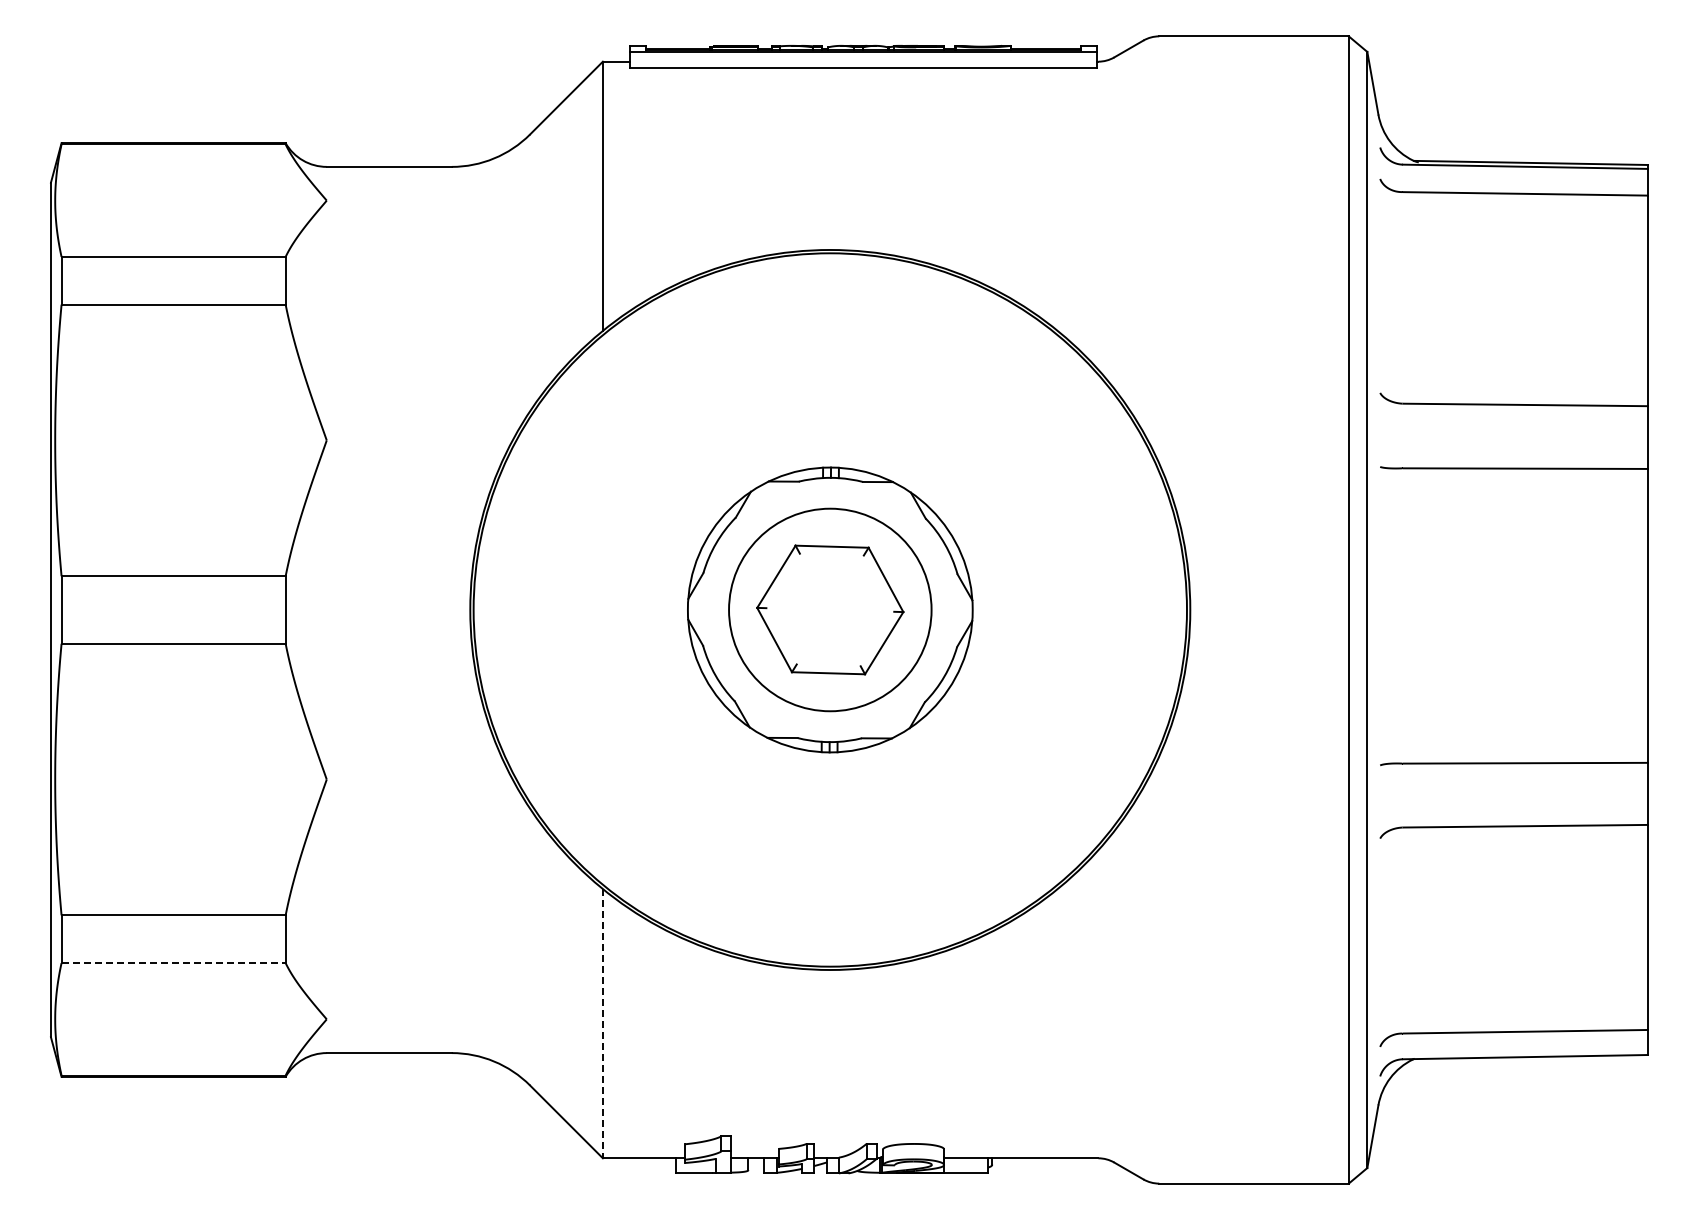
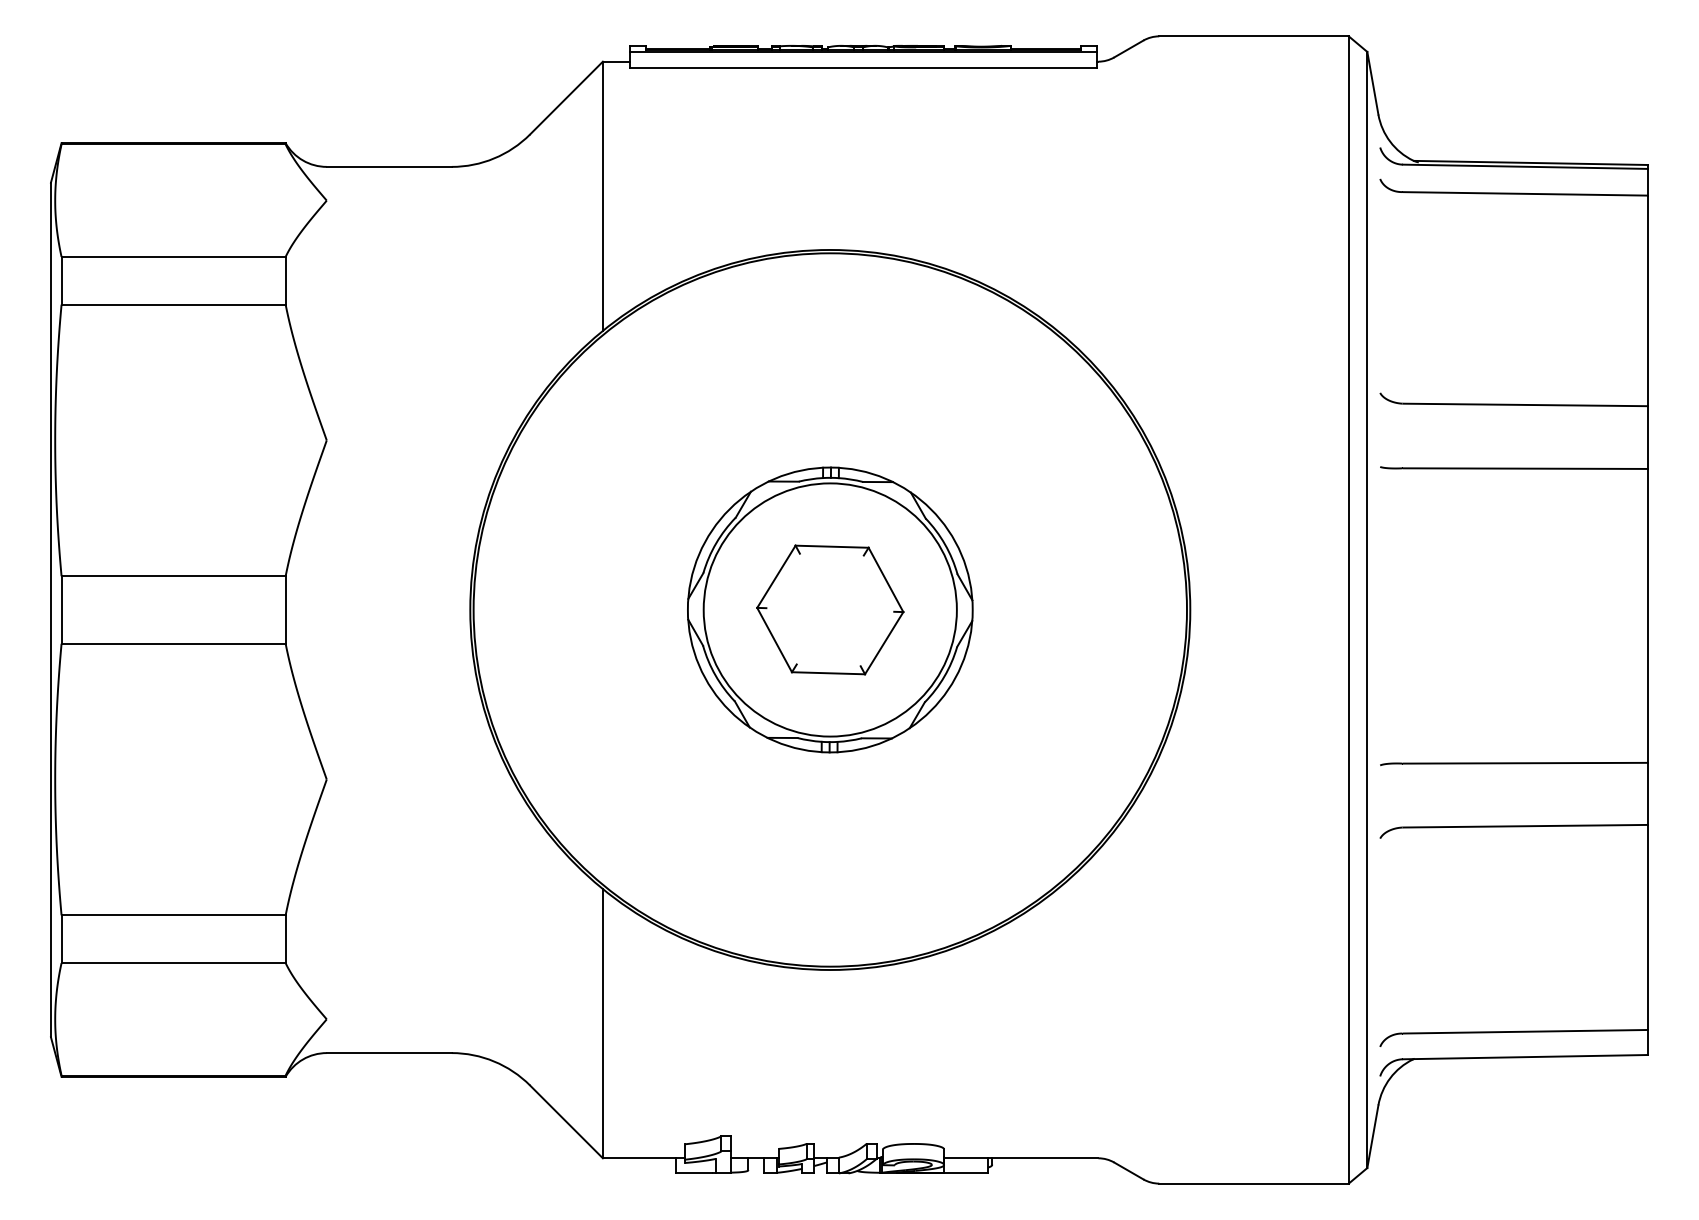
circle diameter: 203 px -> 253 px (829, 609)
line: dashed -> solid (174, 963)
line: dashed -> solid (602, 1023)
